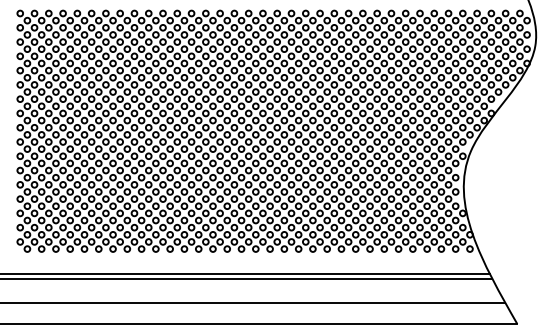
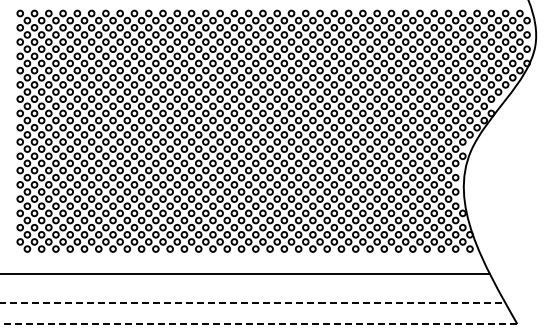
line: present -> none (247, 279)
line: solid -> dashed (253, 302)
line: solid -> dashed (258, 324)
